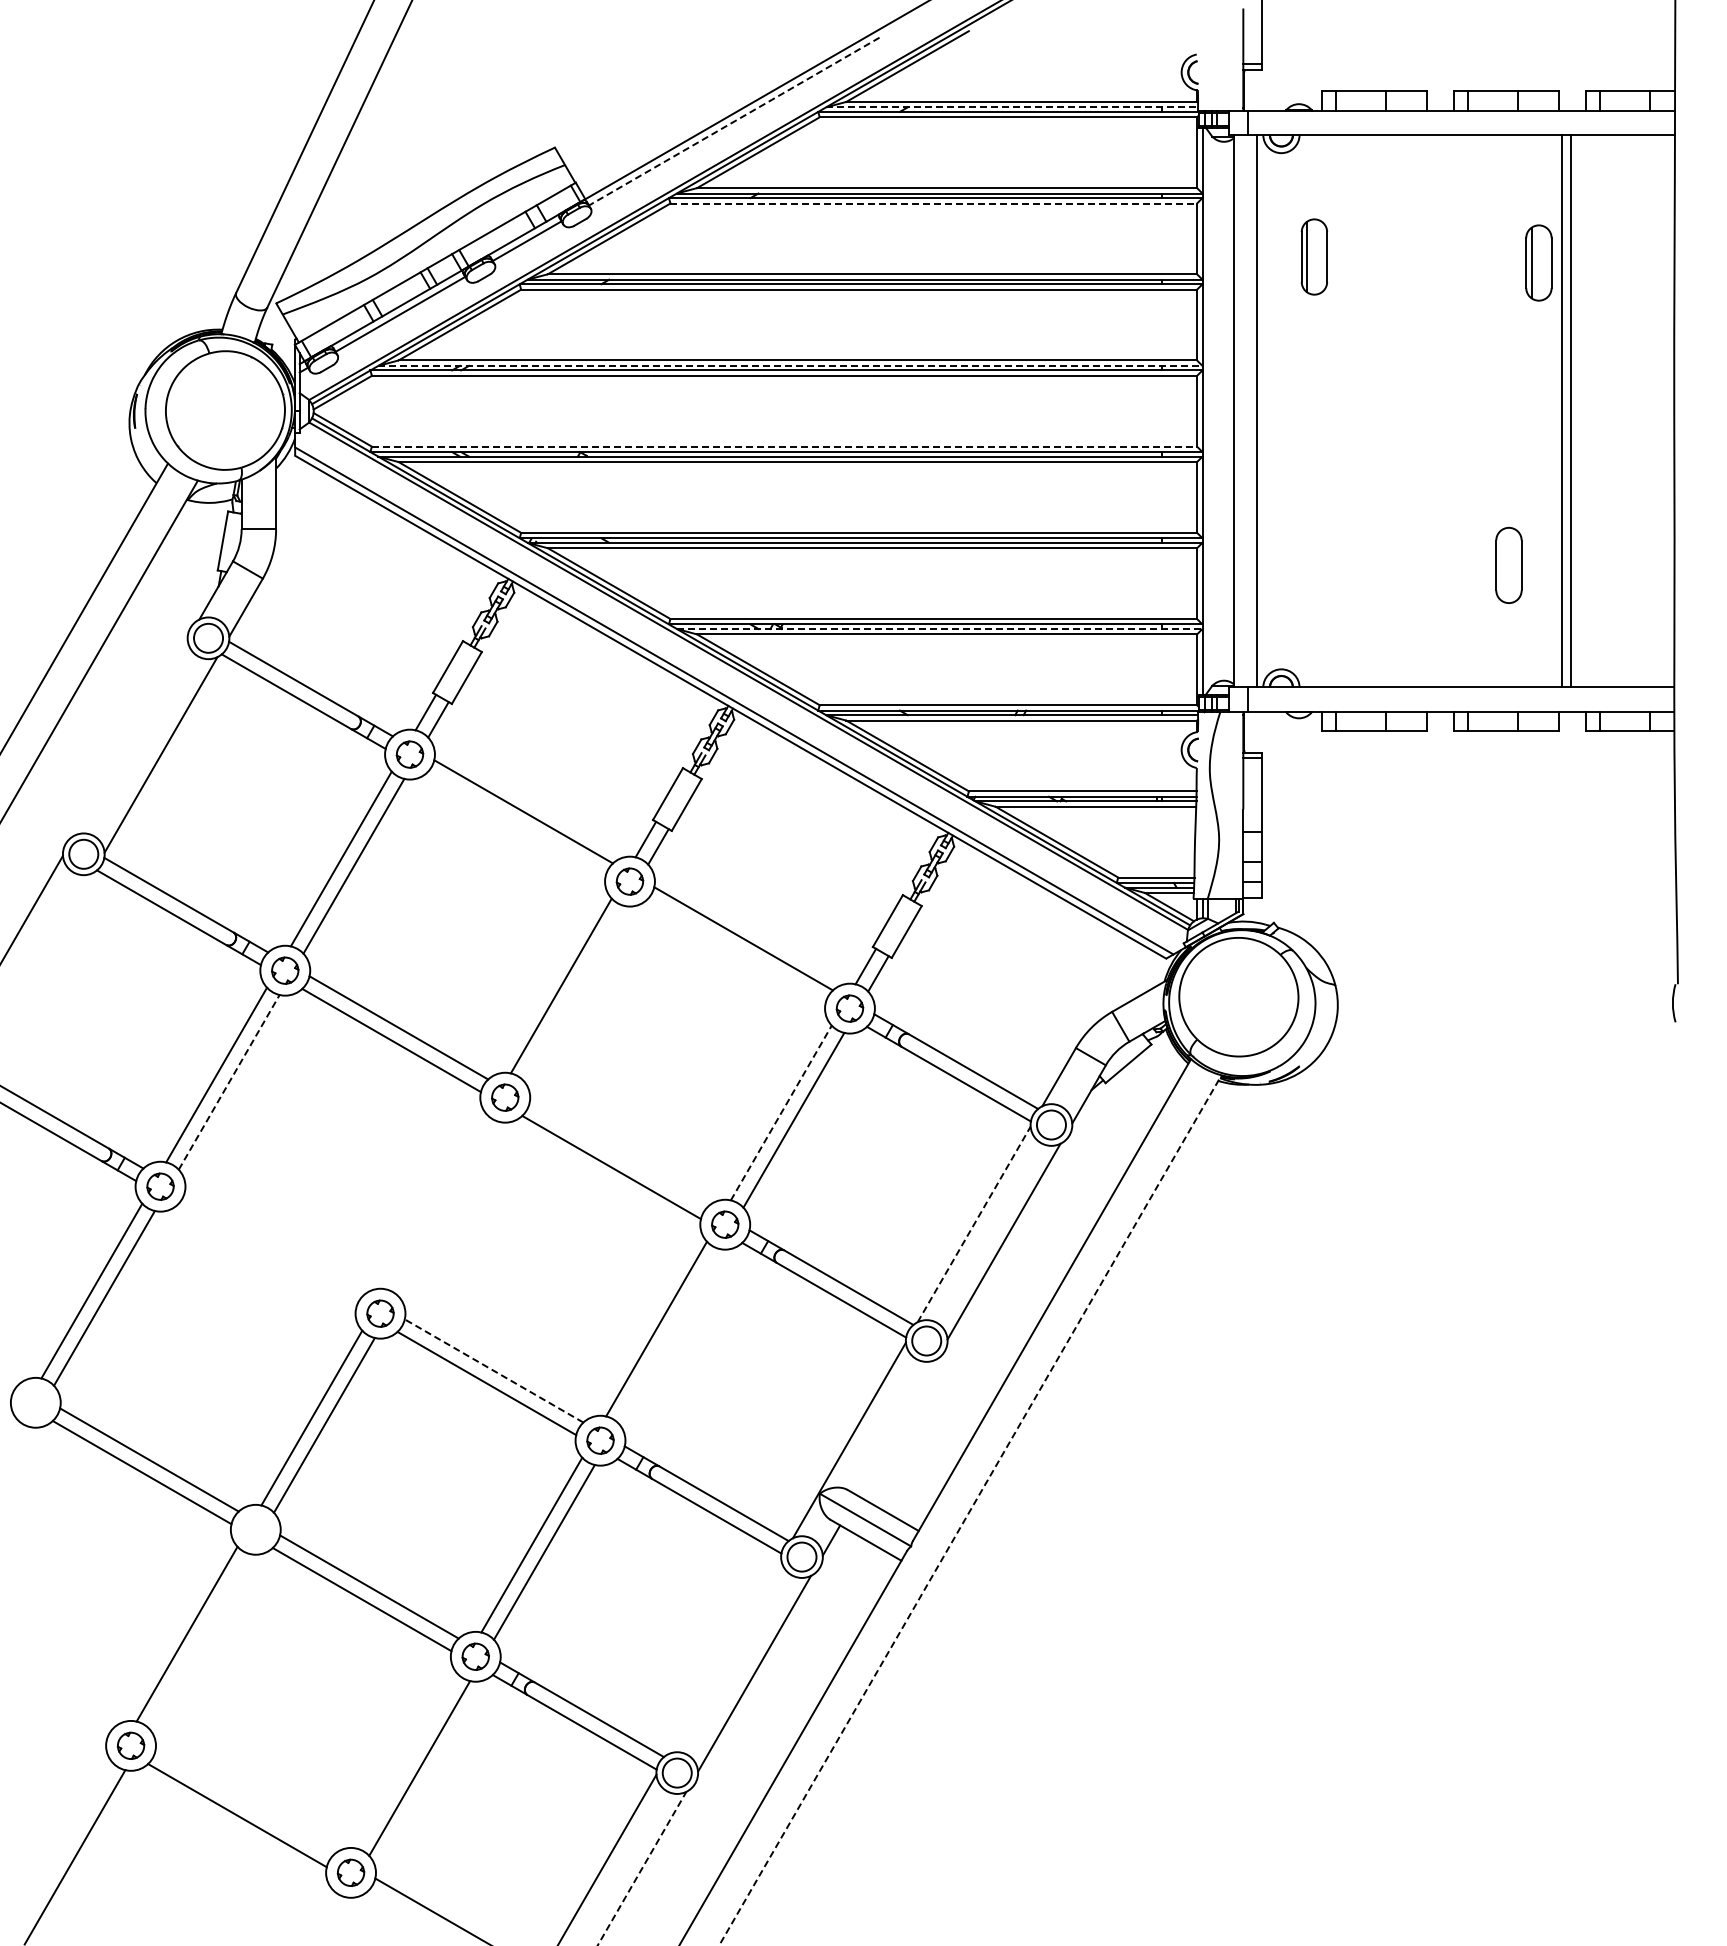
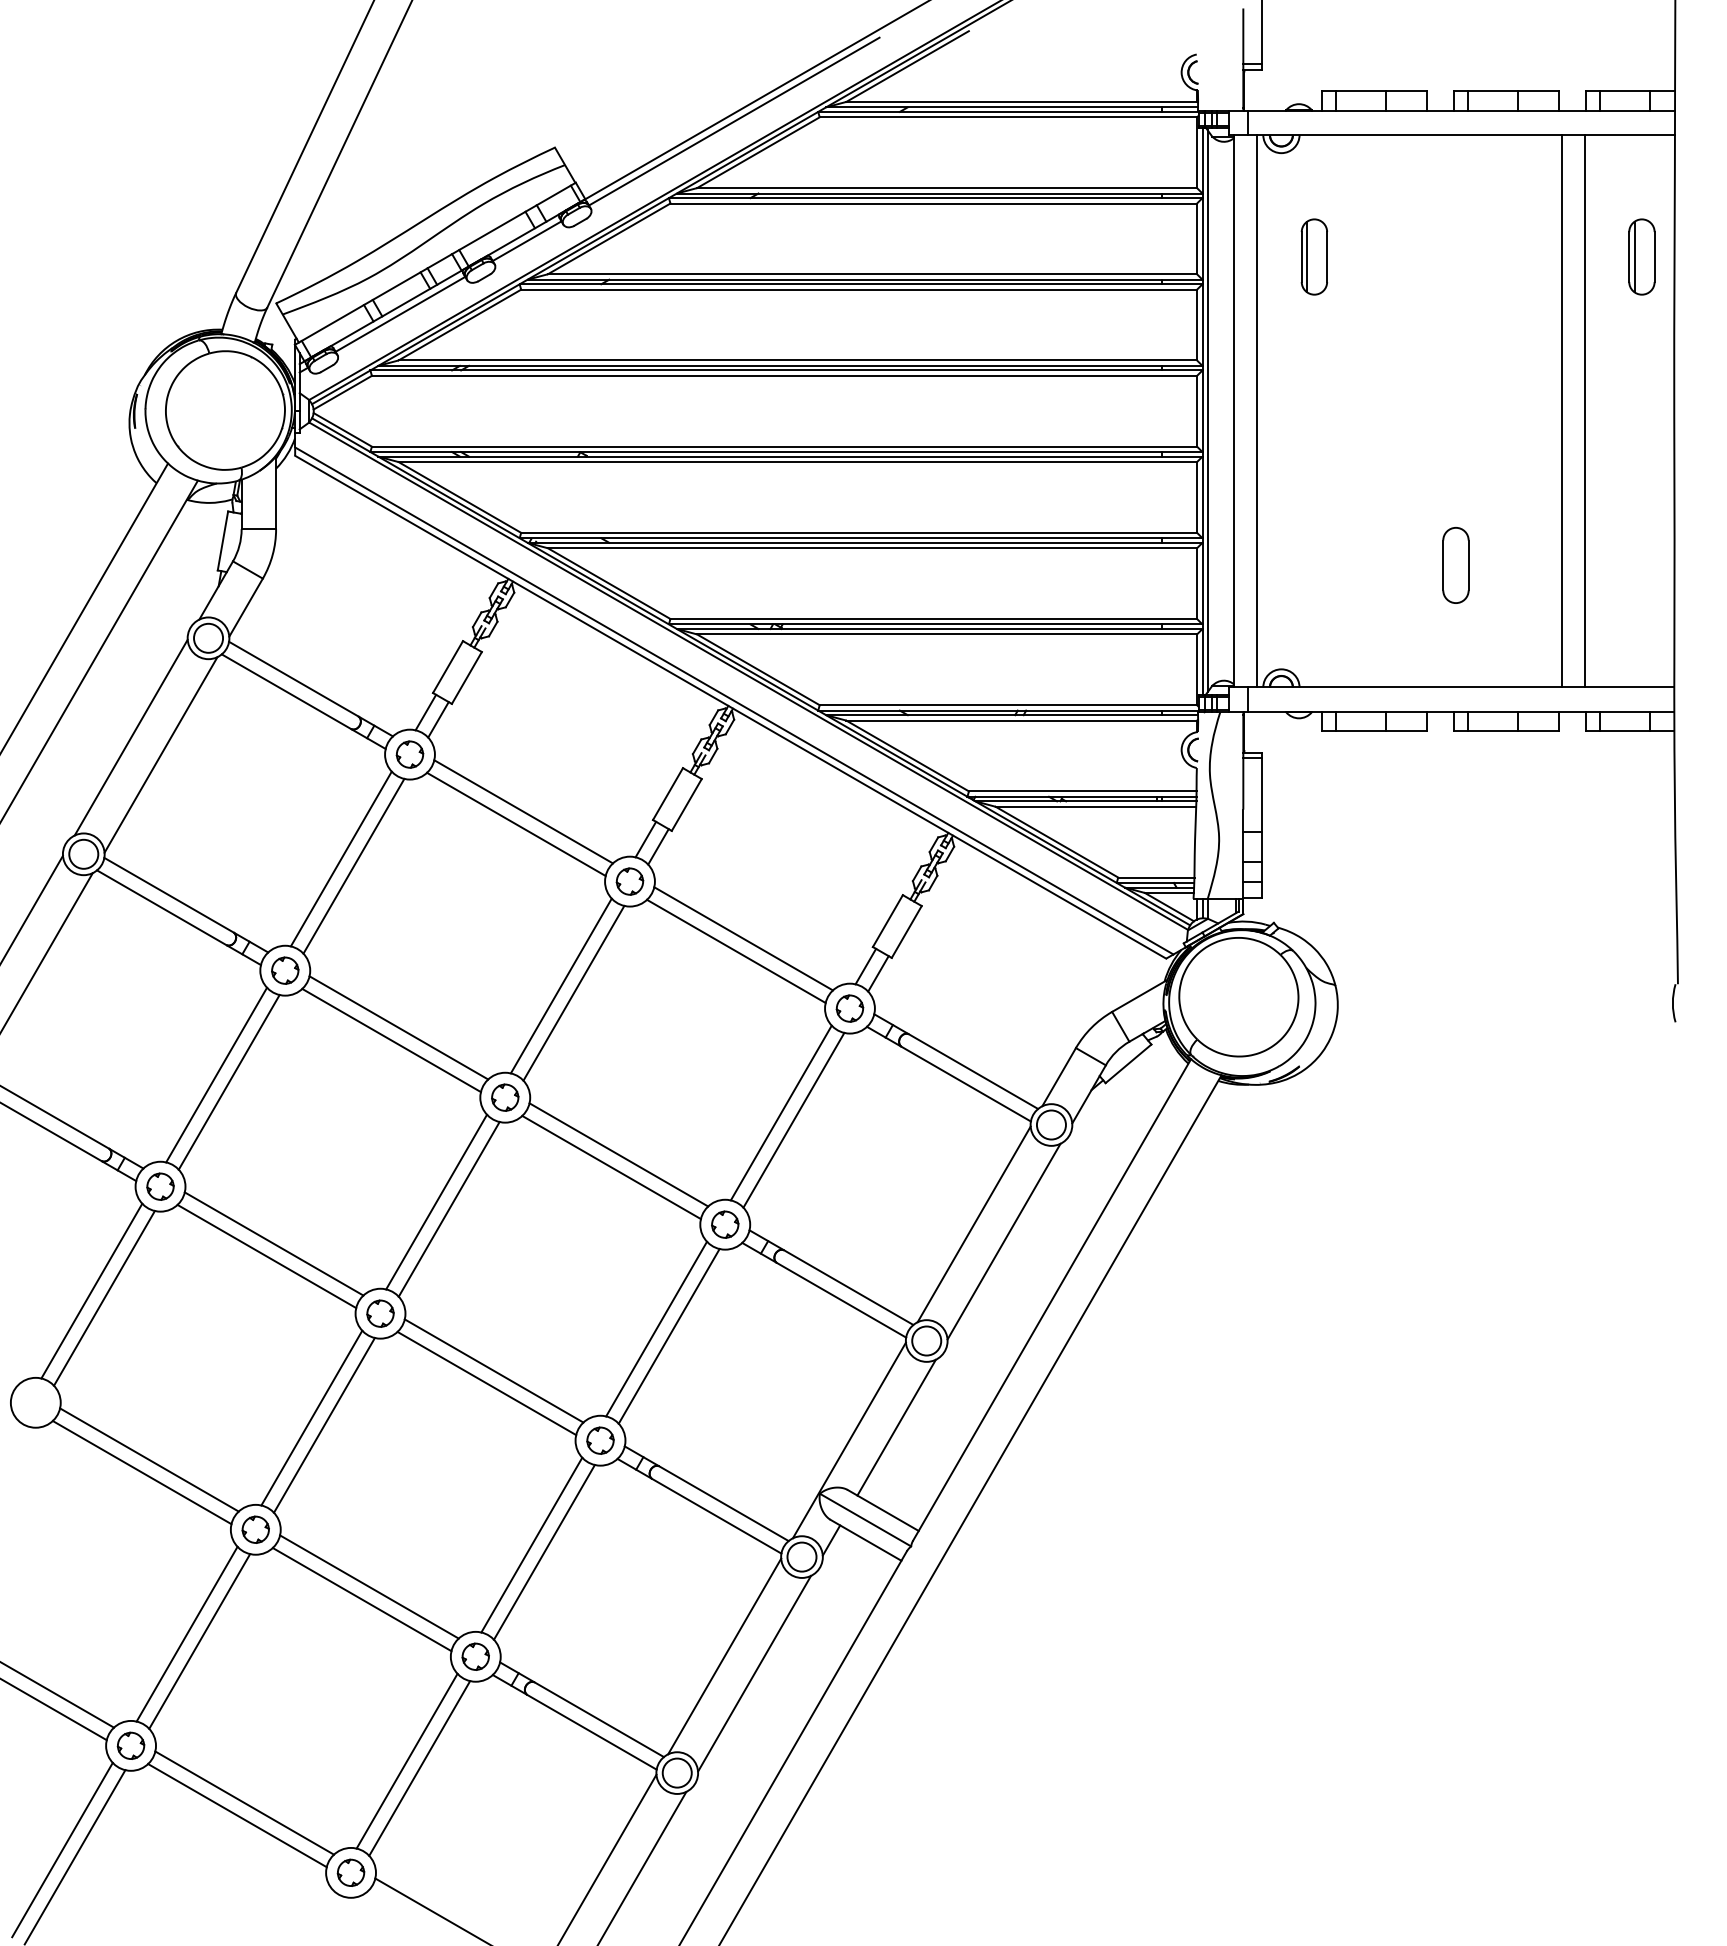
line: dashed -> solid (1012, 107)
line: dashed -> solid (734, 121)
line: dashed -> solid (934, 203)
part position: (1538, 262) -> (1641, 256) (1641, 256)
line: dashed -> solid (790, 365)
line: none -> present (1207, 411)
line position: (1570, 411) -> (1584, 411) (1584, 411)
line: dashed -> solid (784, 446)
part position: (1508, 565) -> (1455, 565) (1455, 565)
line: dashed -> solid (939, 628)
line: none -> present (130, 737)
line: none -> present (516, 824)
line: none -> present (47, 951)
line: none -> present (736, 951)
line: none -> present (573, 992)
line: dashed -> solid (229, 1082)
line: dashed -> solid (781, 1113)
line: none -> present (618, 1154)
line: none -> present (436, 1201)
line: none -> present (448, 1209)
line: dashed -> solid (974, 1224)
line: none -> present (273, 1243)
line: none -> present (266, 1256)
line: none -> present (668, 1336)
line: dashed -> solid (493, 1370)
line: none -> present (896, 1427)
line: dashed -> solid (970, 1509)
part: none -> present (255, 1529)
line: none -> present (199, 1641)
line: none -> present (724, 1656)
line: none -> present (58, 1695)
line: none -> present (54, 1710)
line: none -> present (406, 1760)
line: none -> present (244, 1802)
line: none -> present (62, 1849)
line: dashed -> solid (642, 1868)
